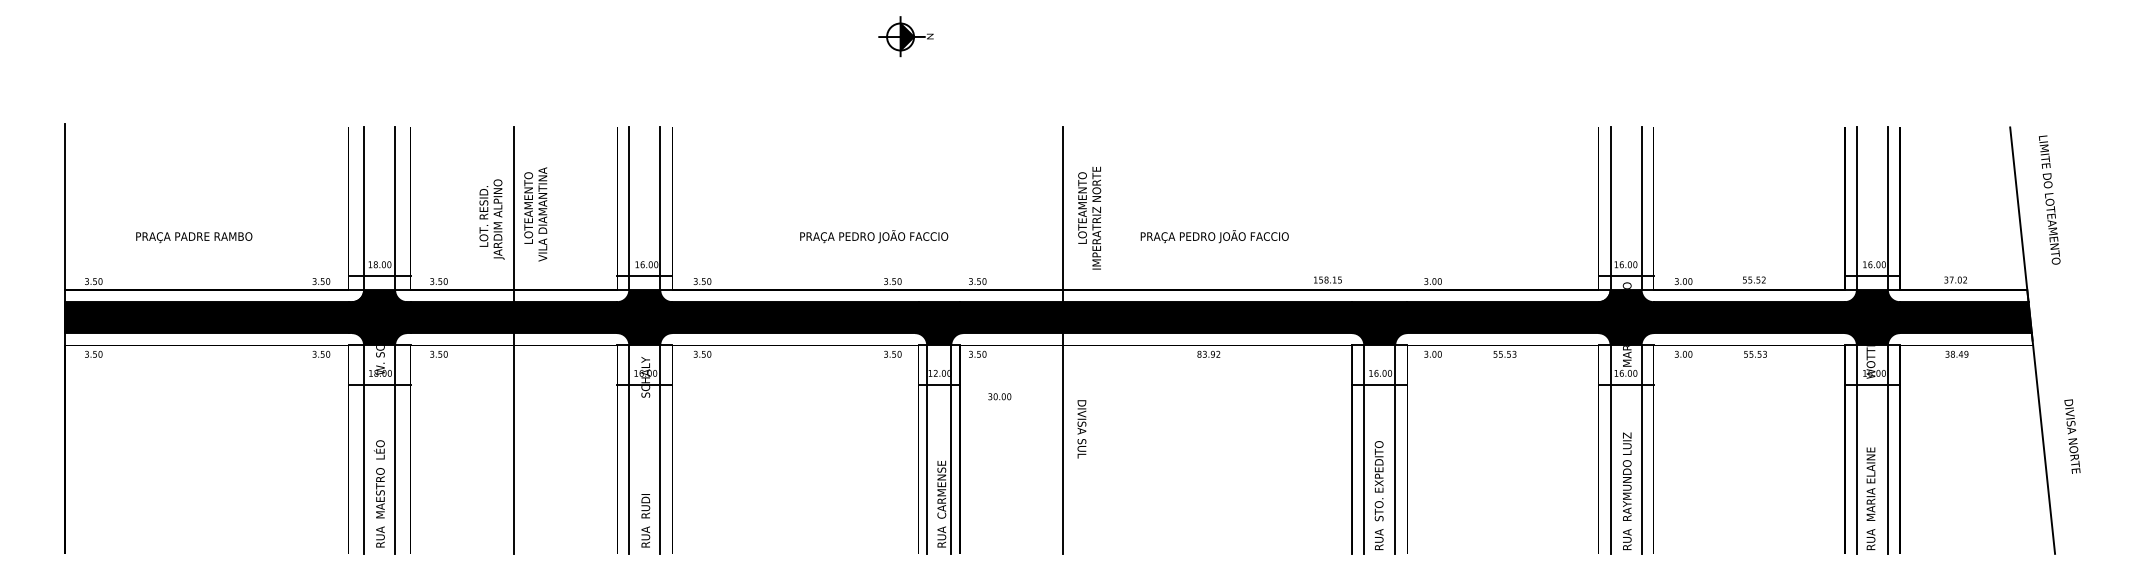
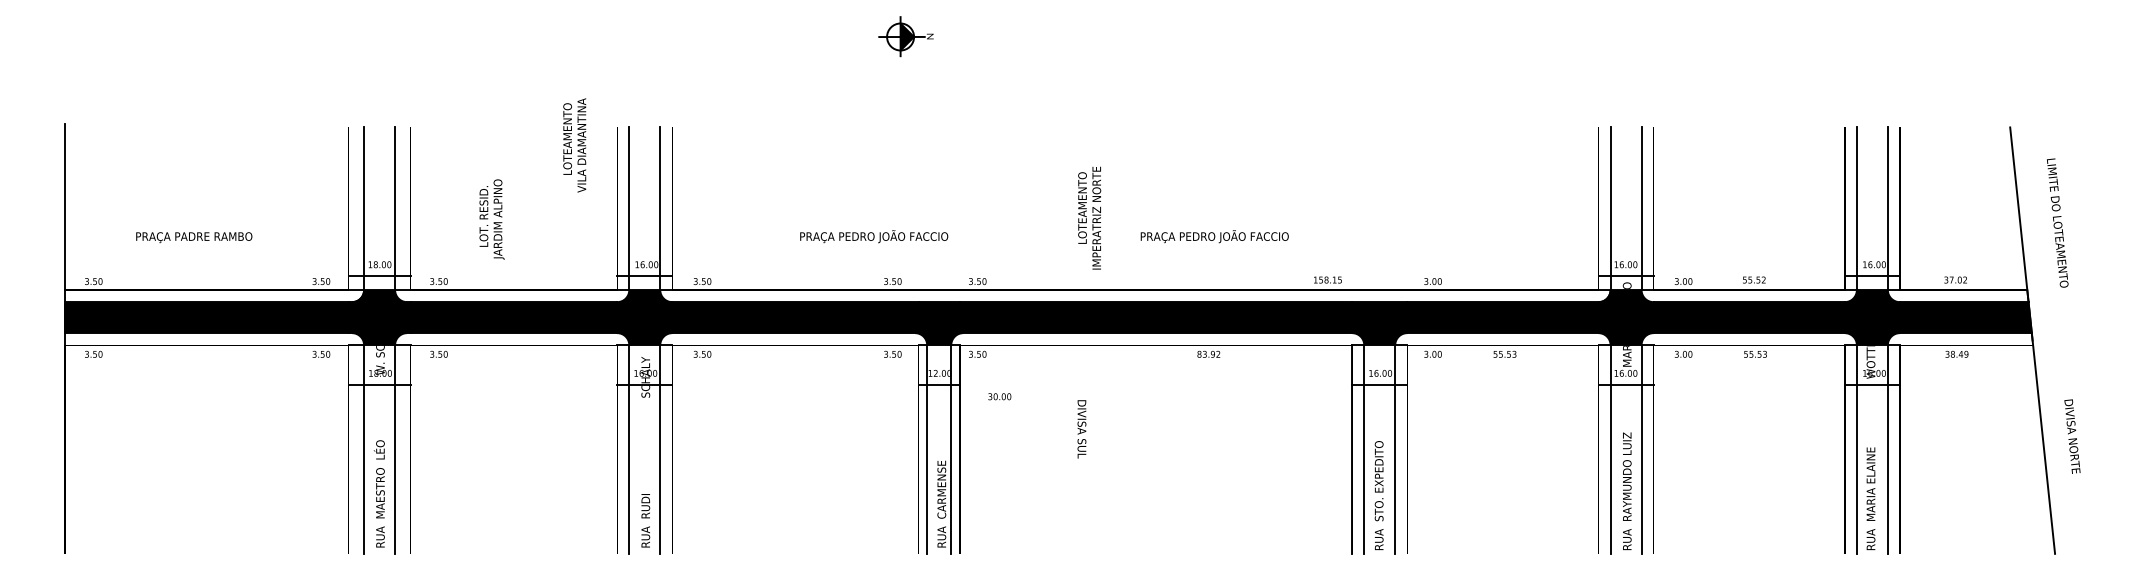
text position: (2049, 199) -> (2057, 222) (2057, 222)
text position: (535, 214) -> (574, 145) (574, 145)
line: present -> none (513, 340)
line: present -> none (1063, 340)
